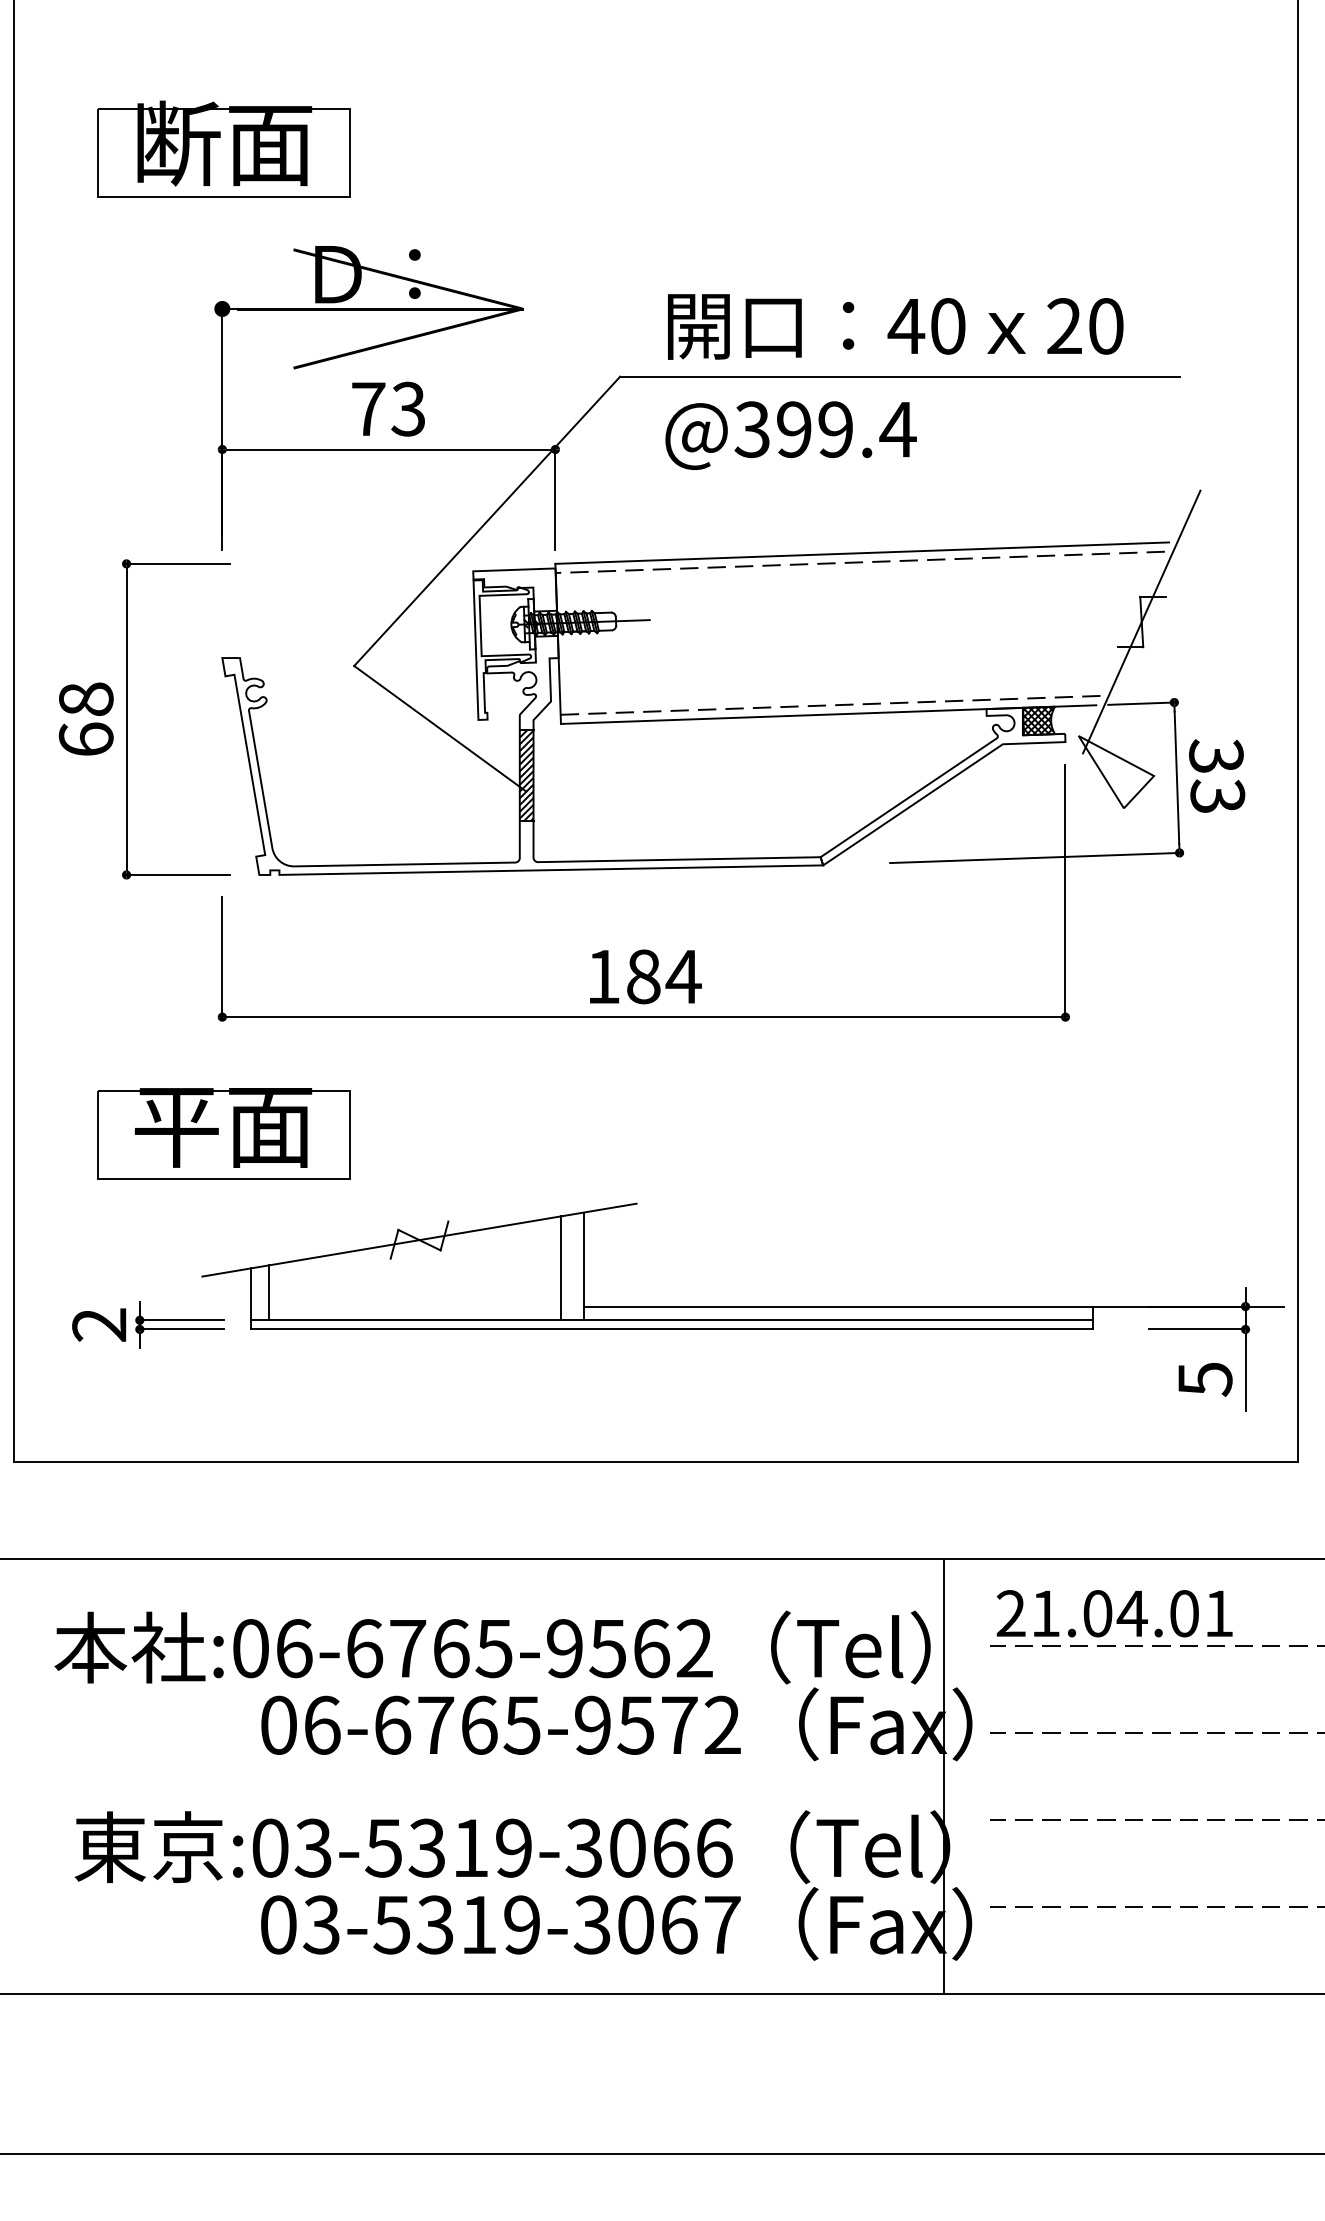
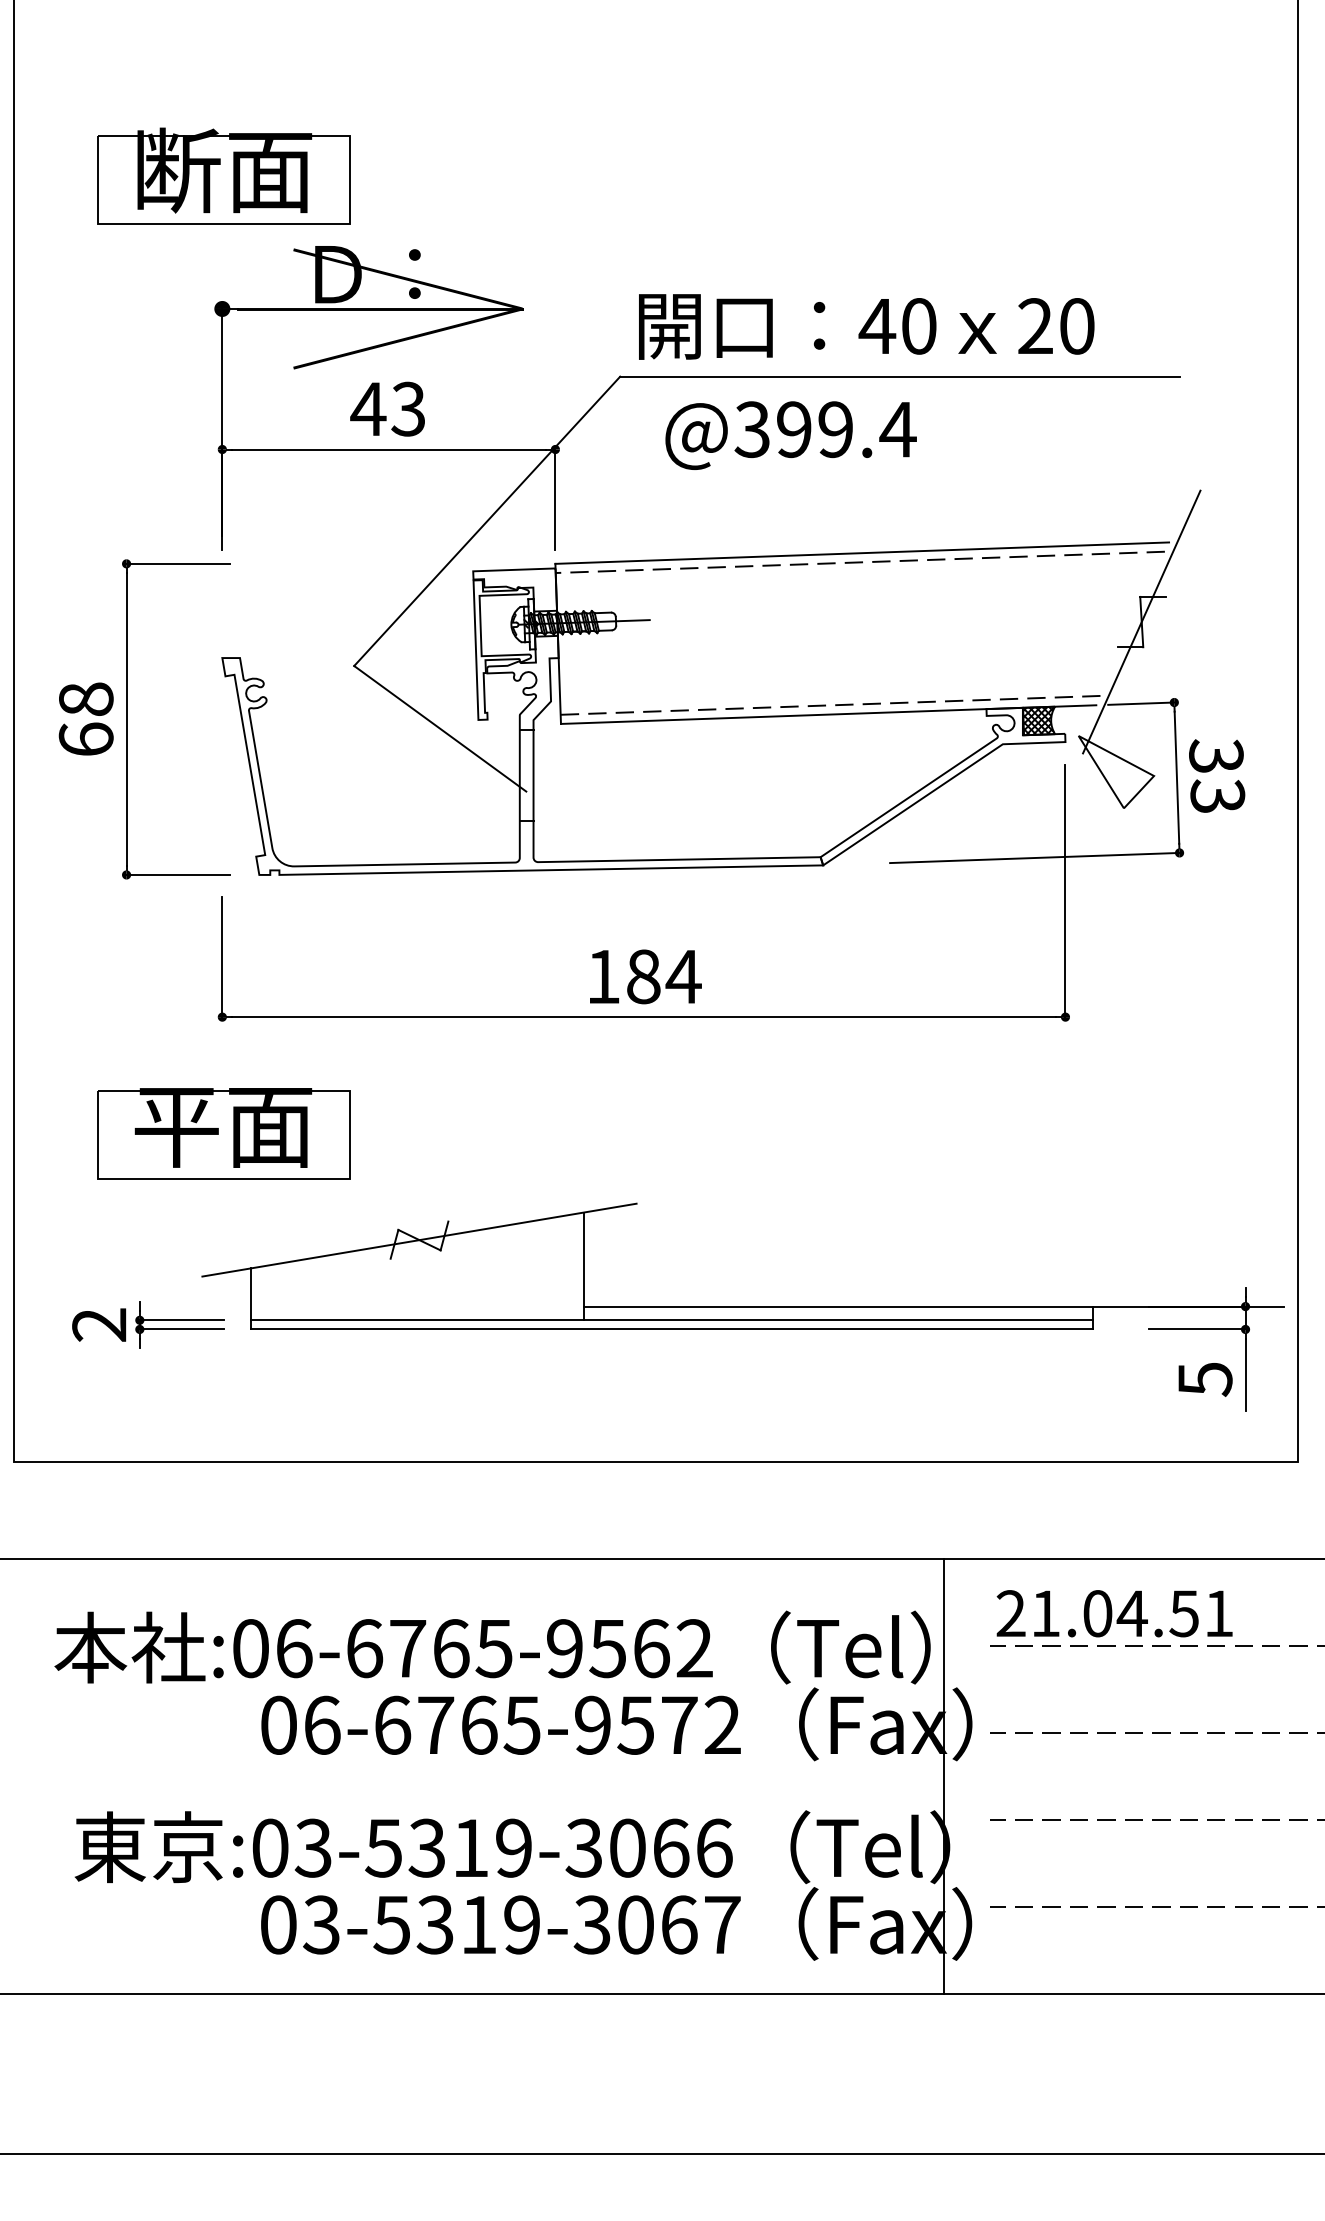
part position: (223, 148) -> (223, 175) (223, 175)
text position: (895, 326) -> (866, 326) (866, 326)
text: 73 -> 43 (368, 408)
hatch: present -> none (526, 775)
line: present -> none (560, 1268)
line: present -> none (269, 1292)
text: 21.04.01 -> 21.04.51 (1183, 1613)
